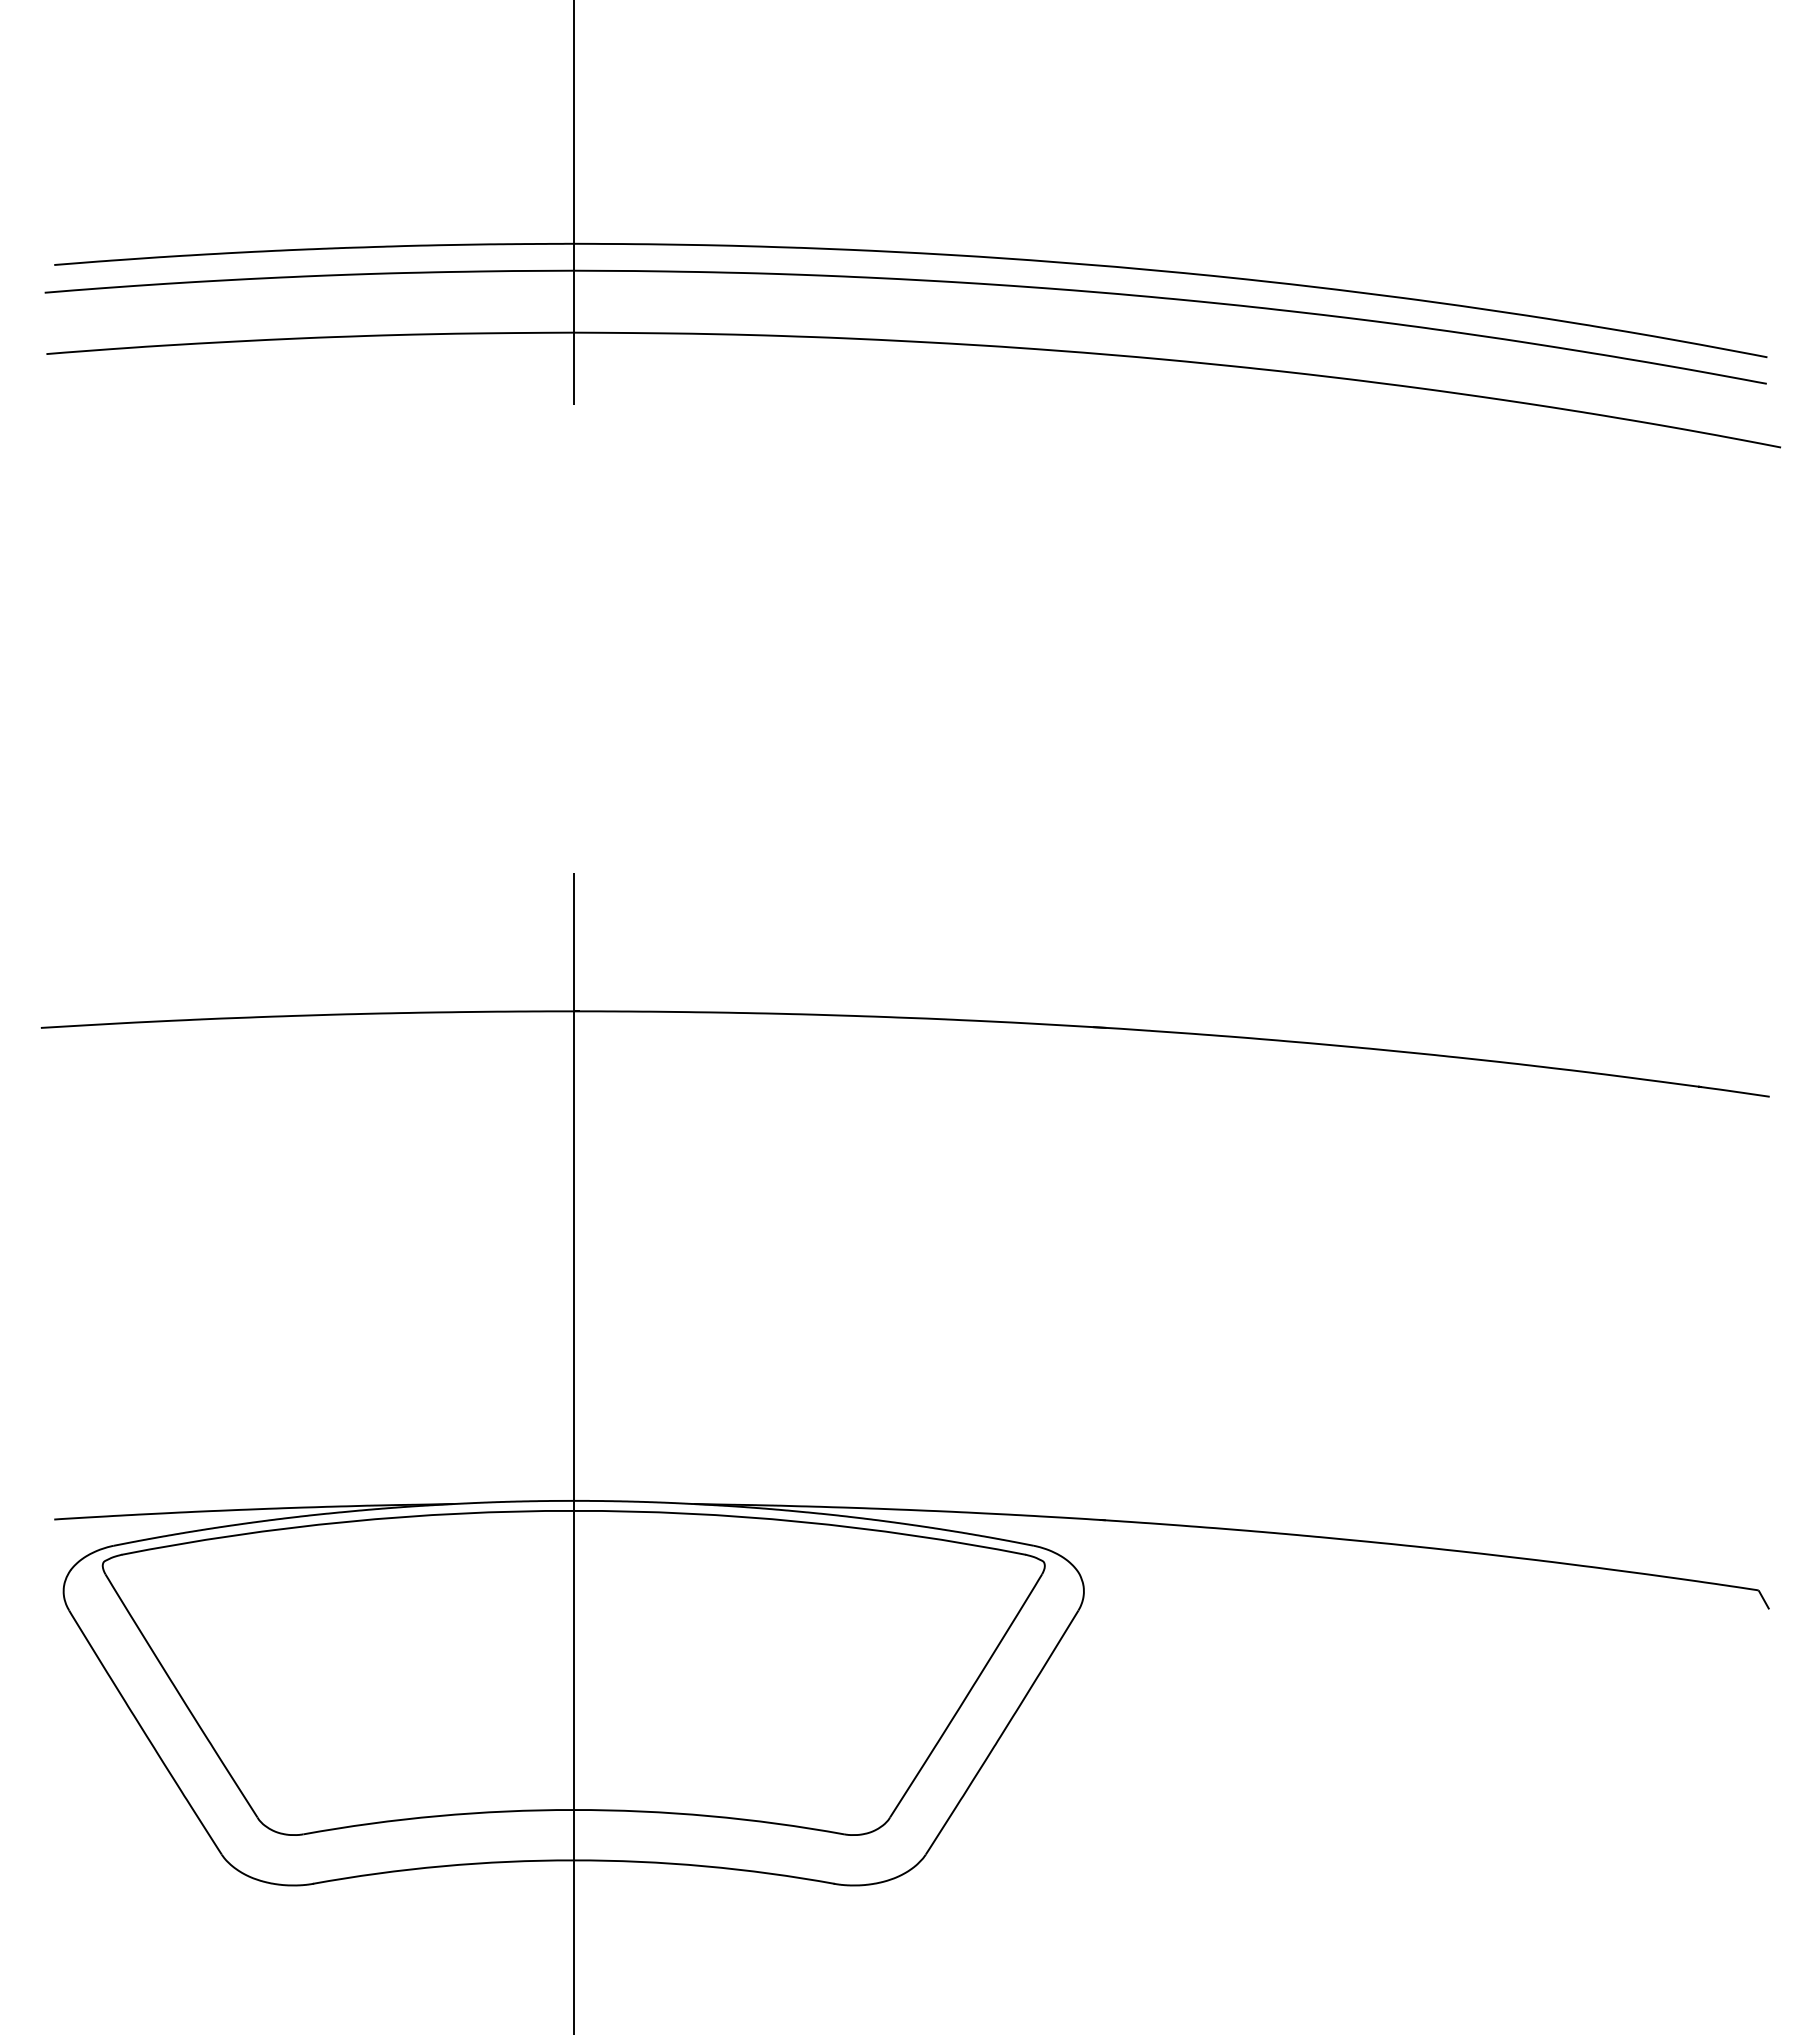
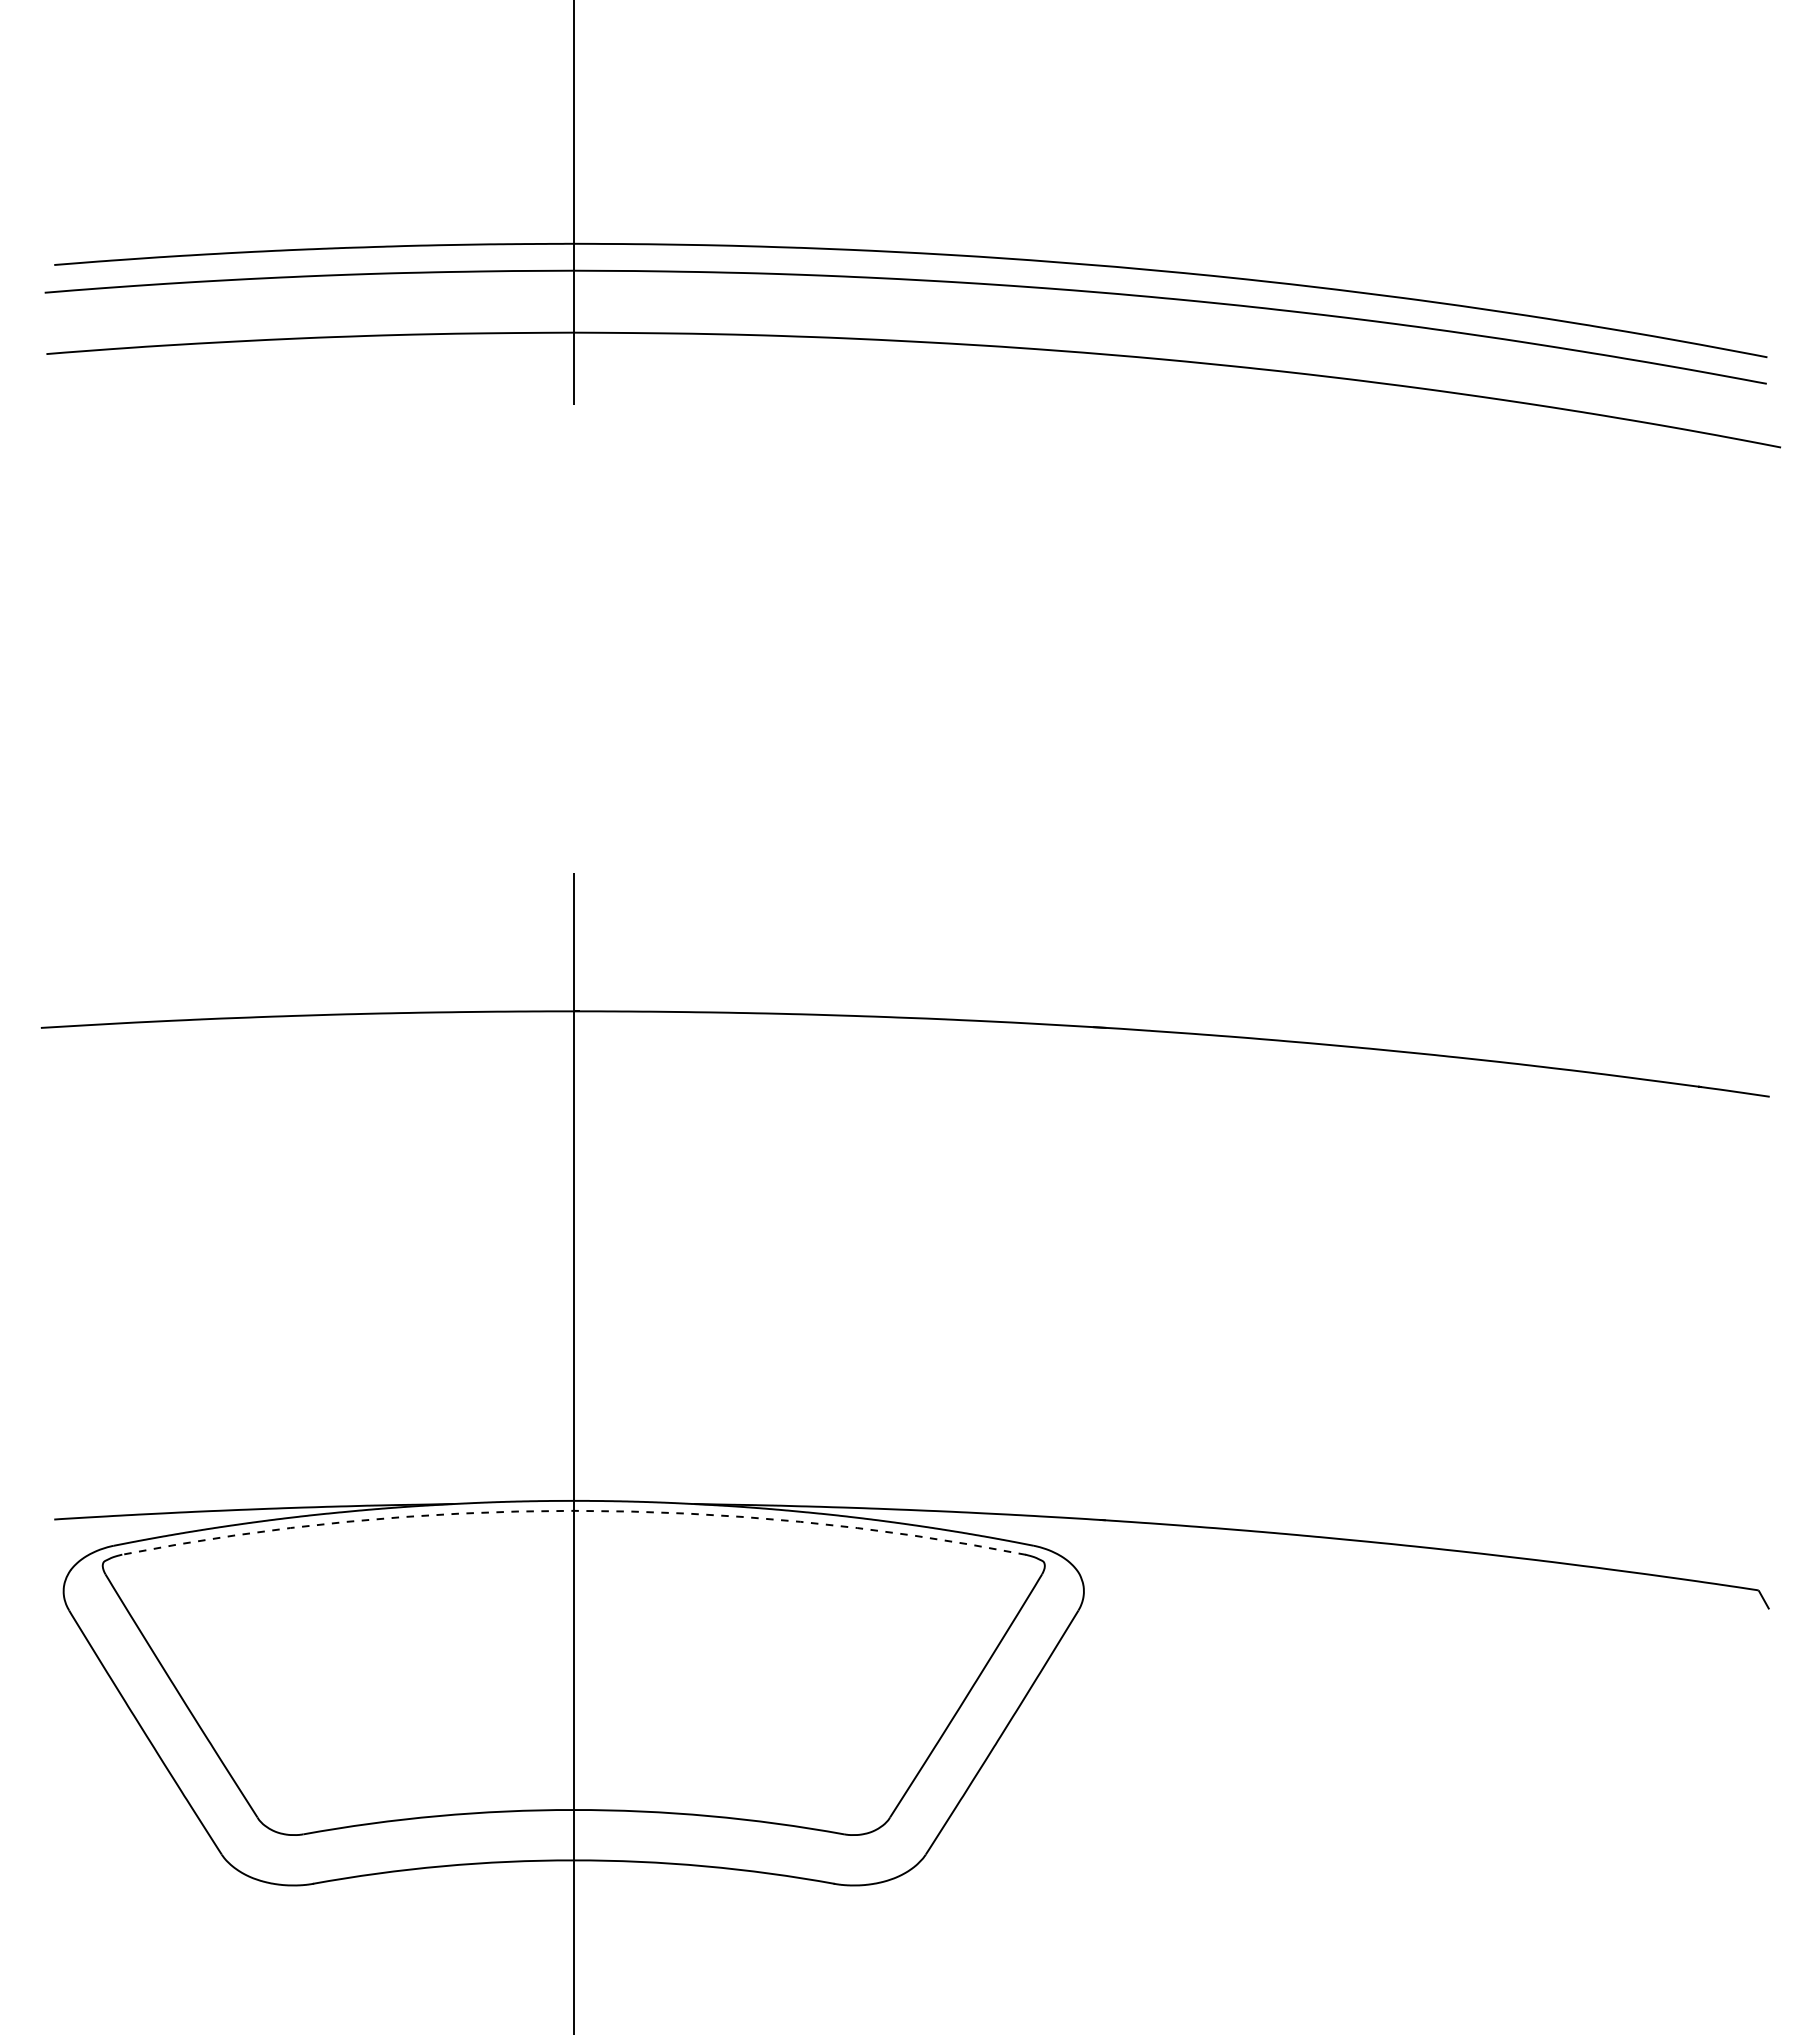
arc: solid -> dashed (573, 1510)
